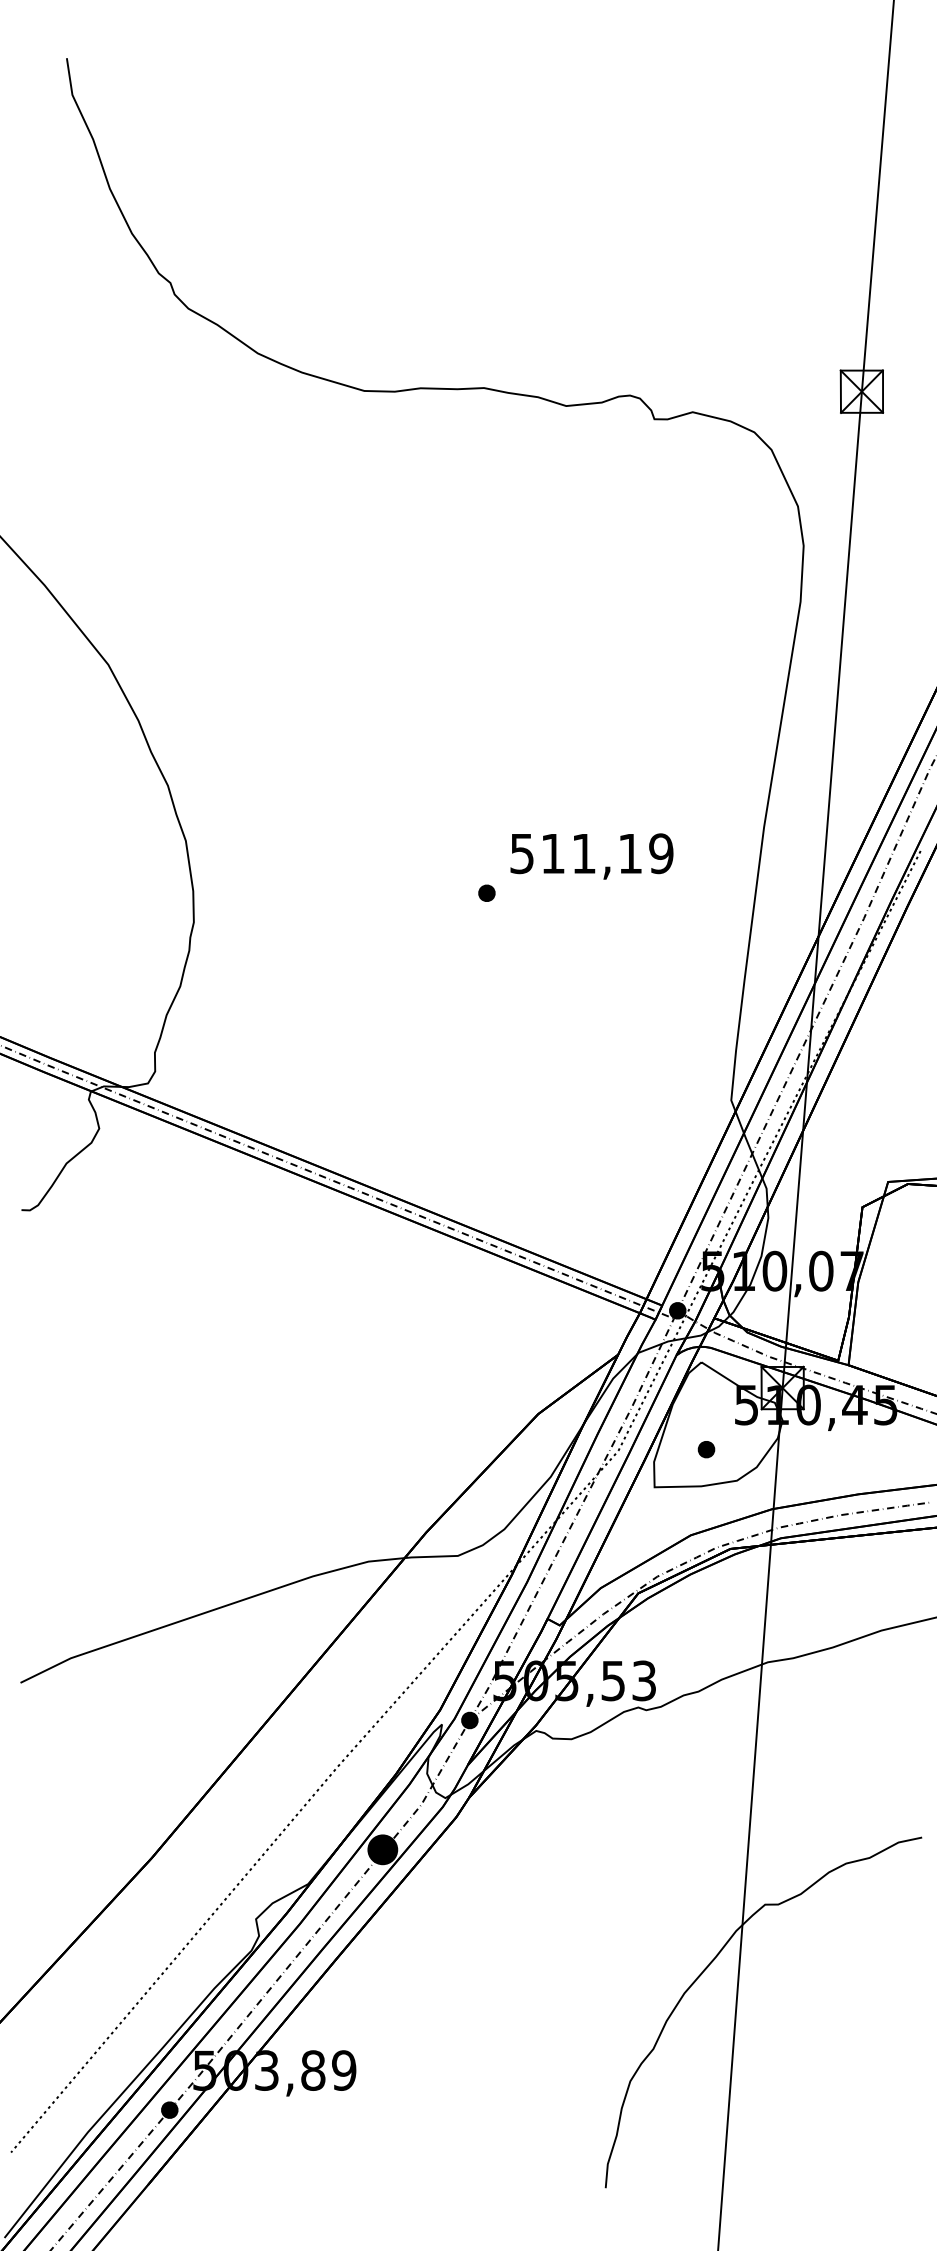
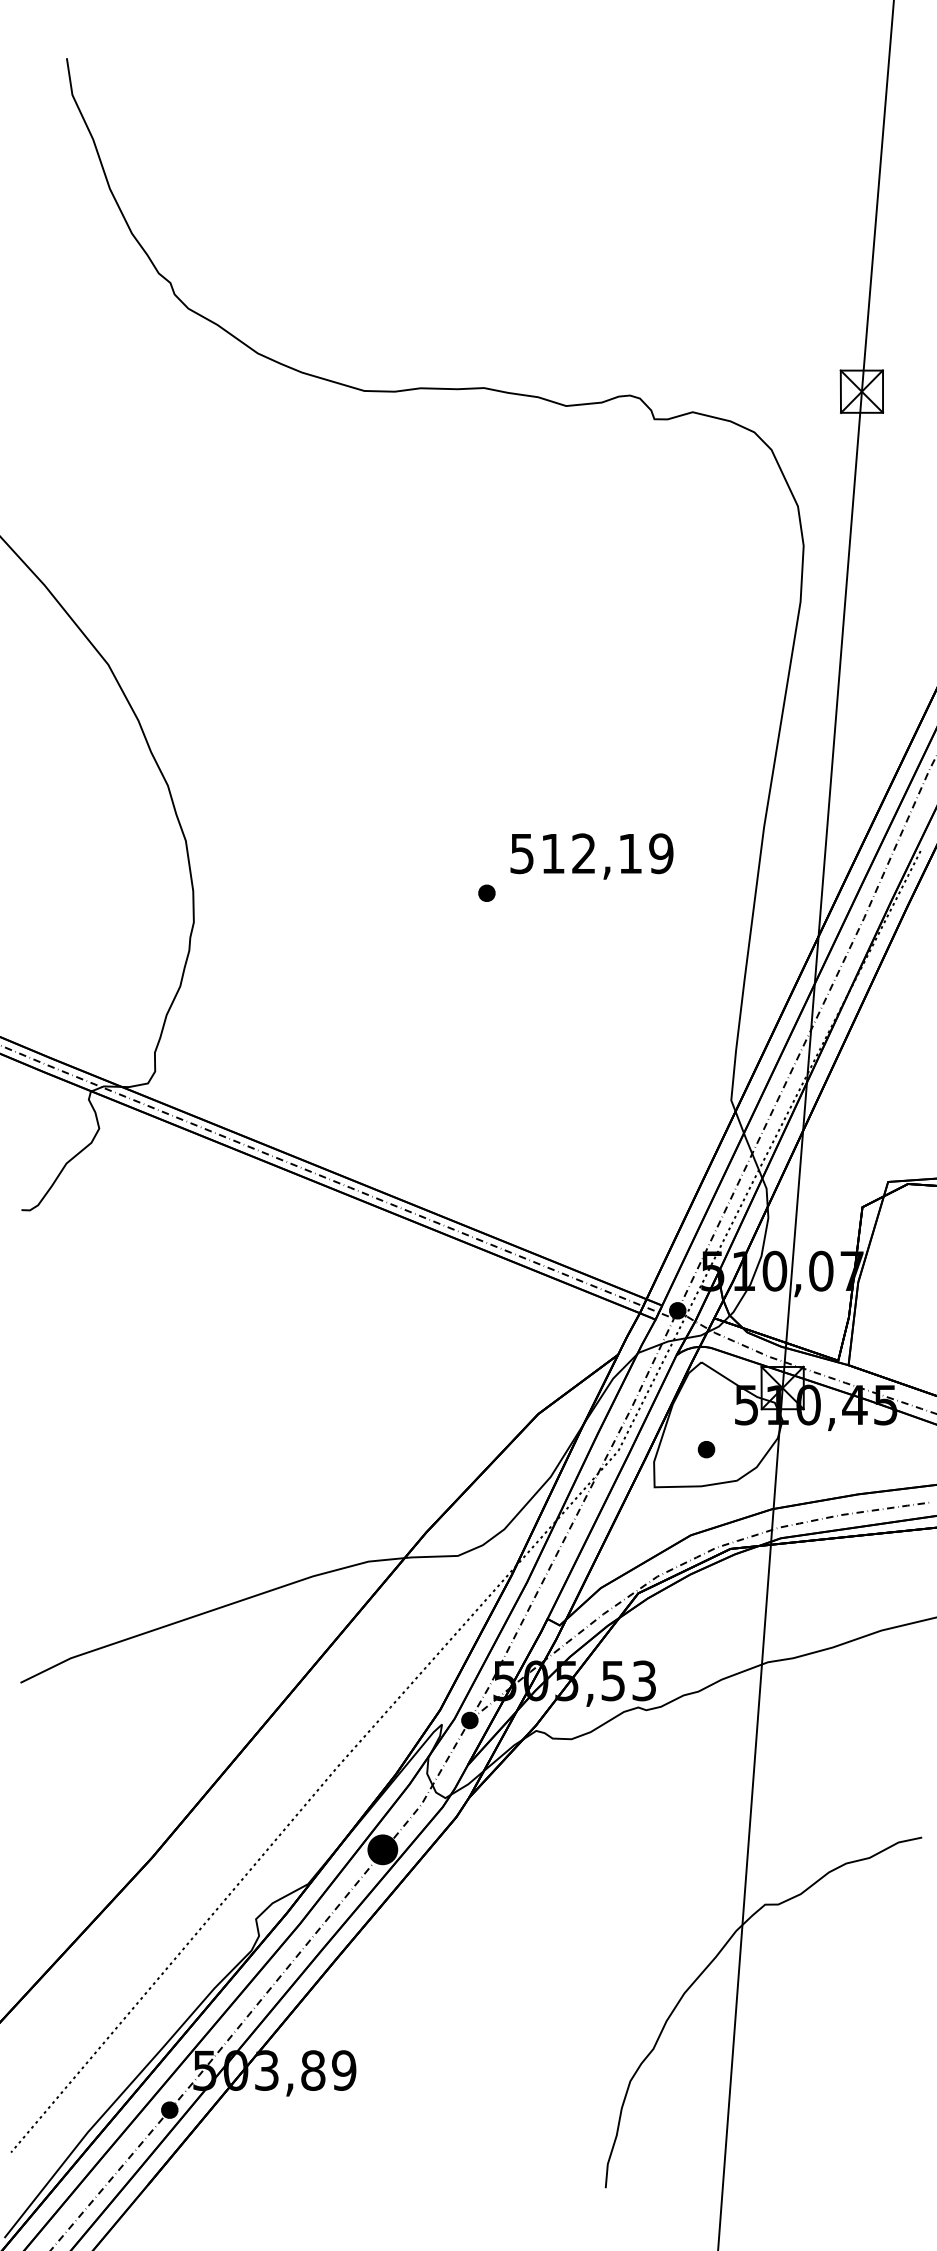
text: 511,19 -> 512,19 (583, 853)
